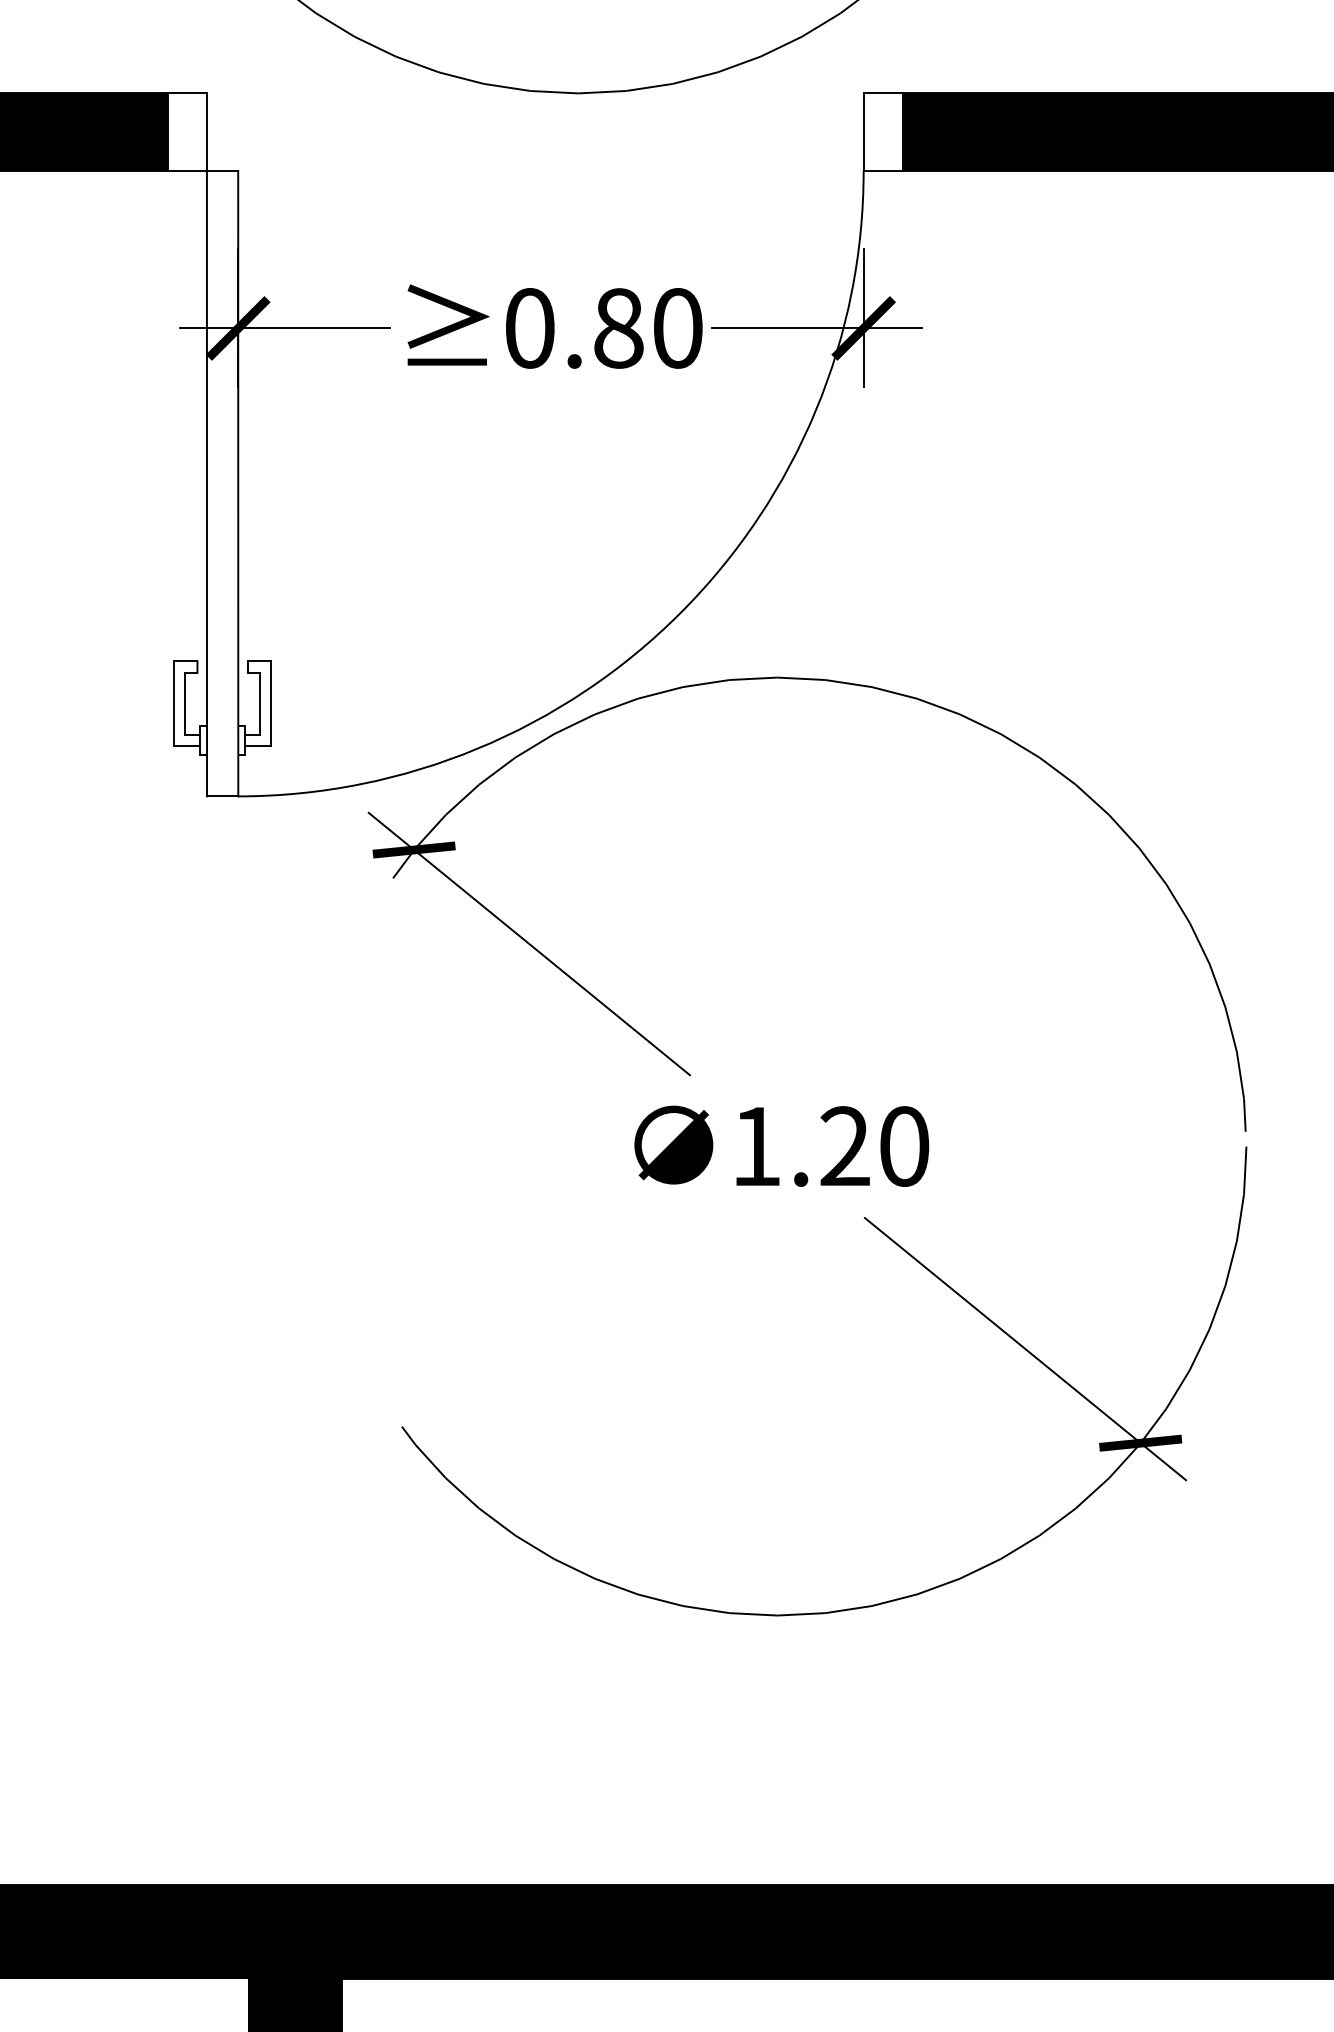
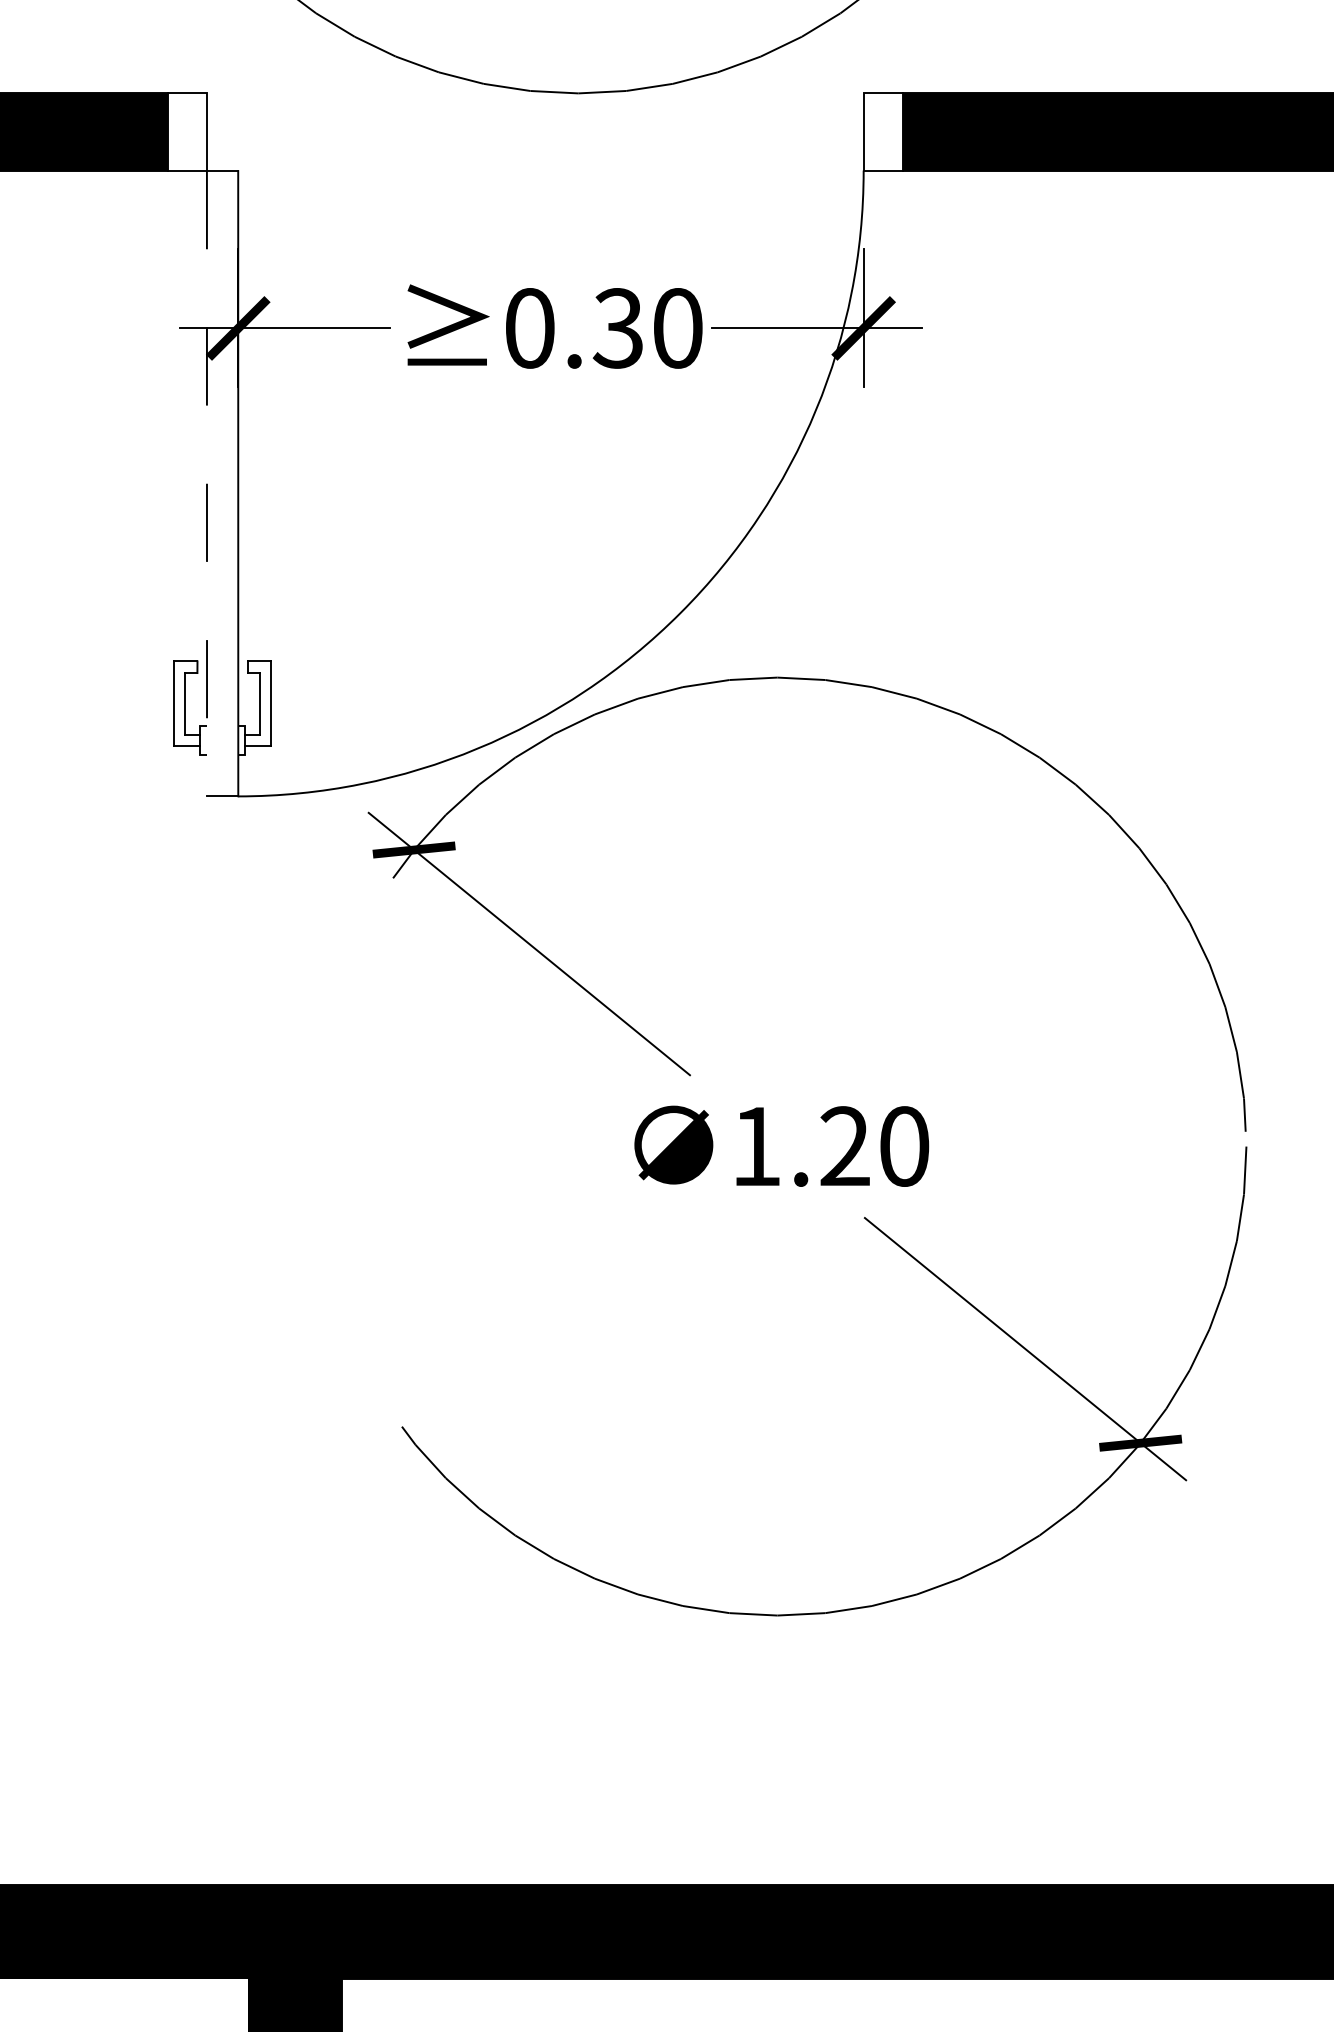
text: 0.80 -> 0.30 (617, 328)
line: solid -> dashed (206, 483)
